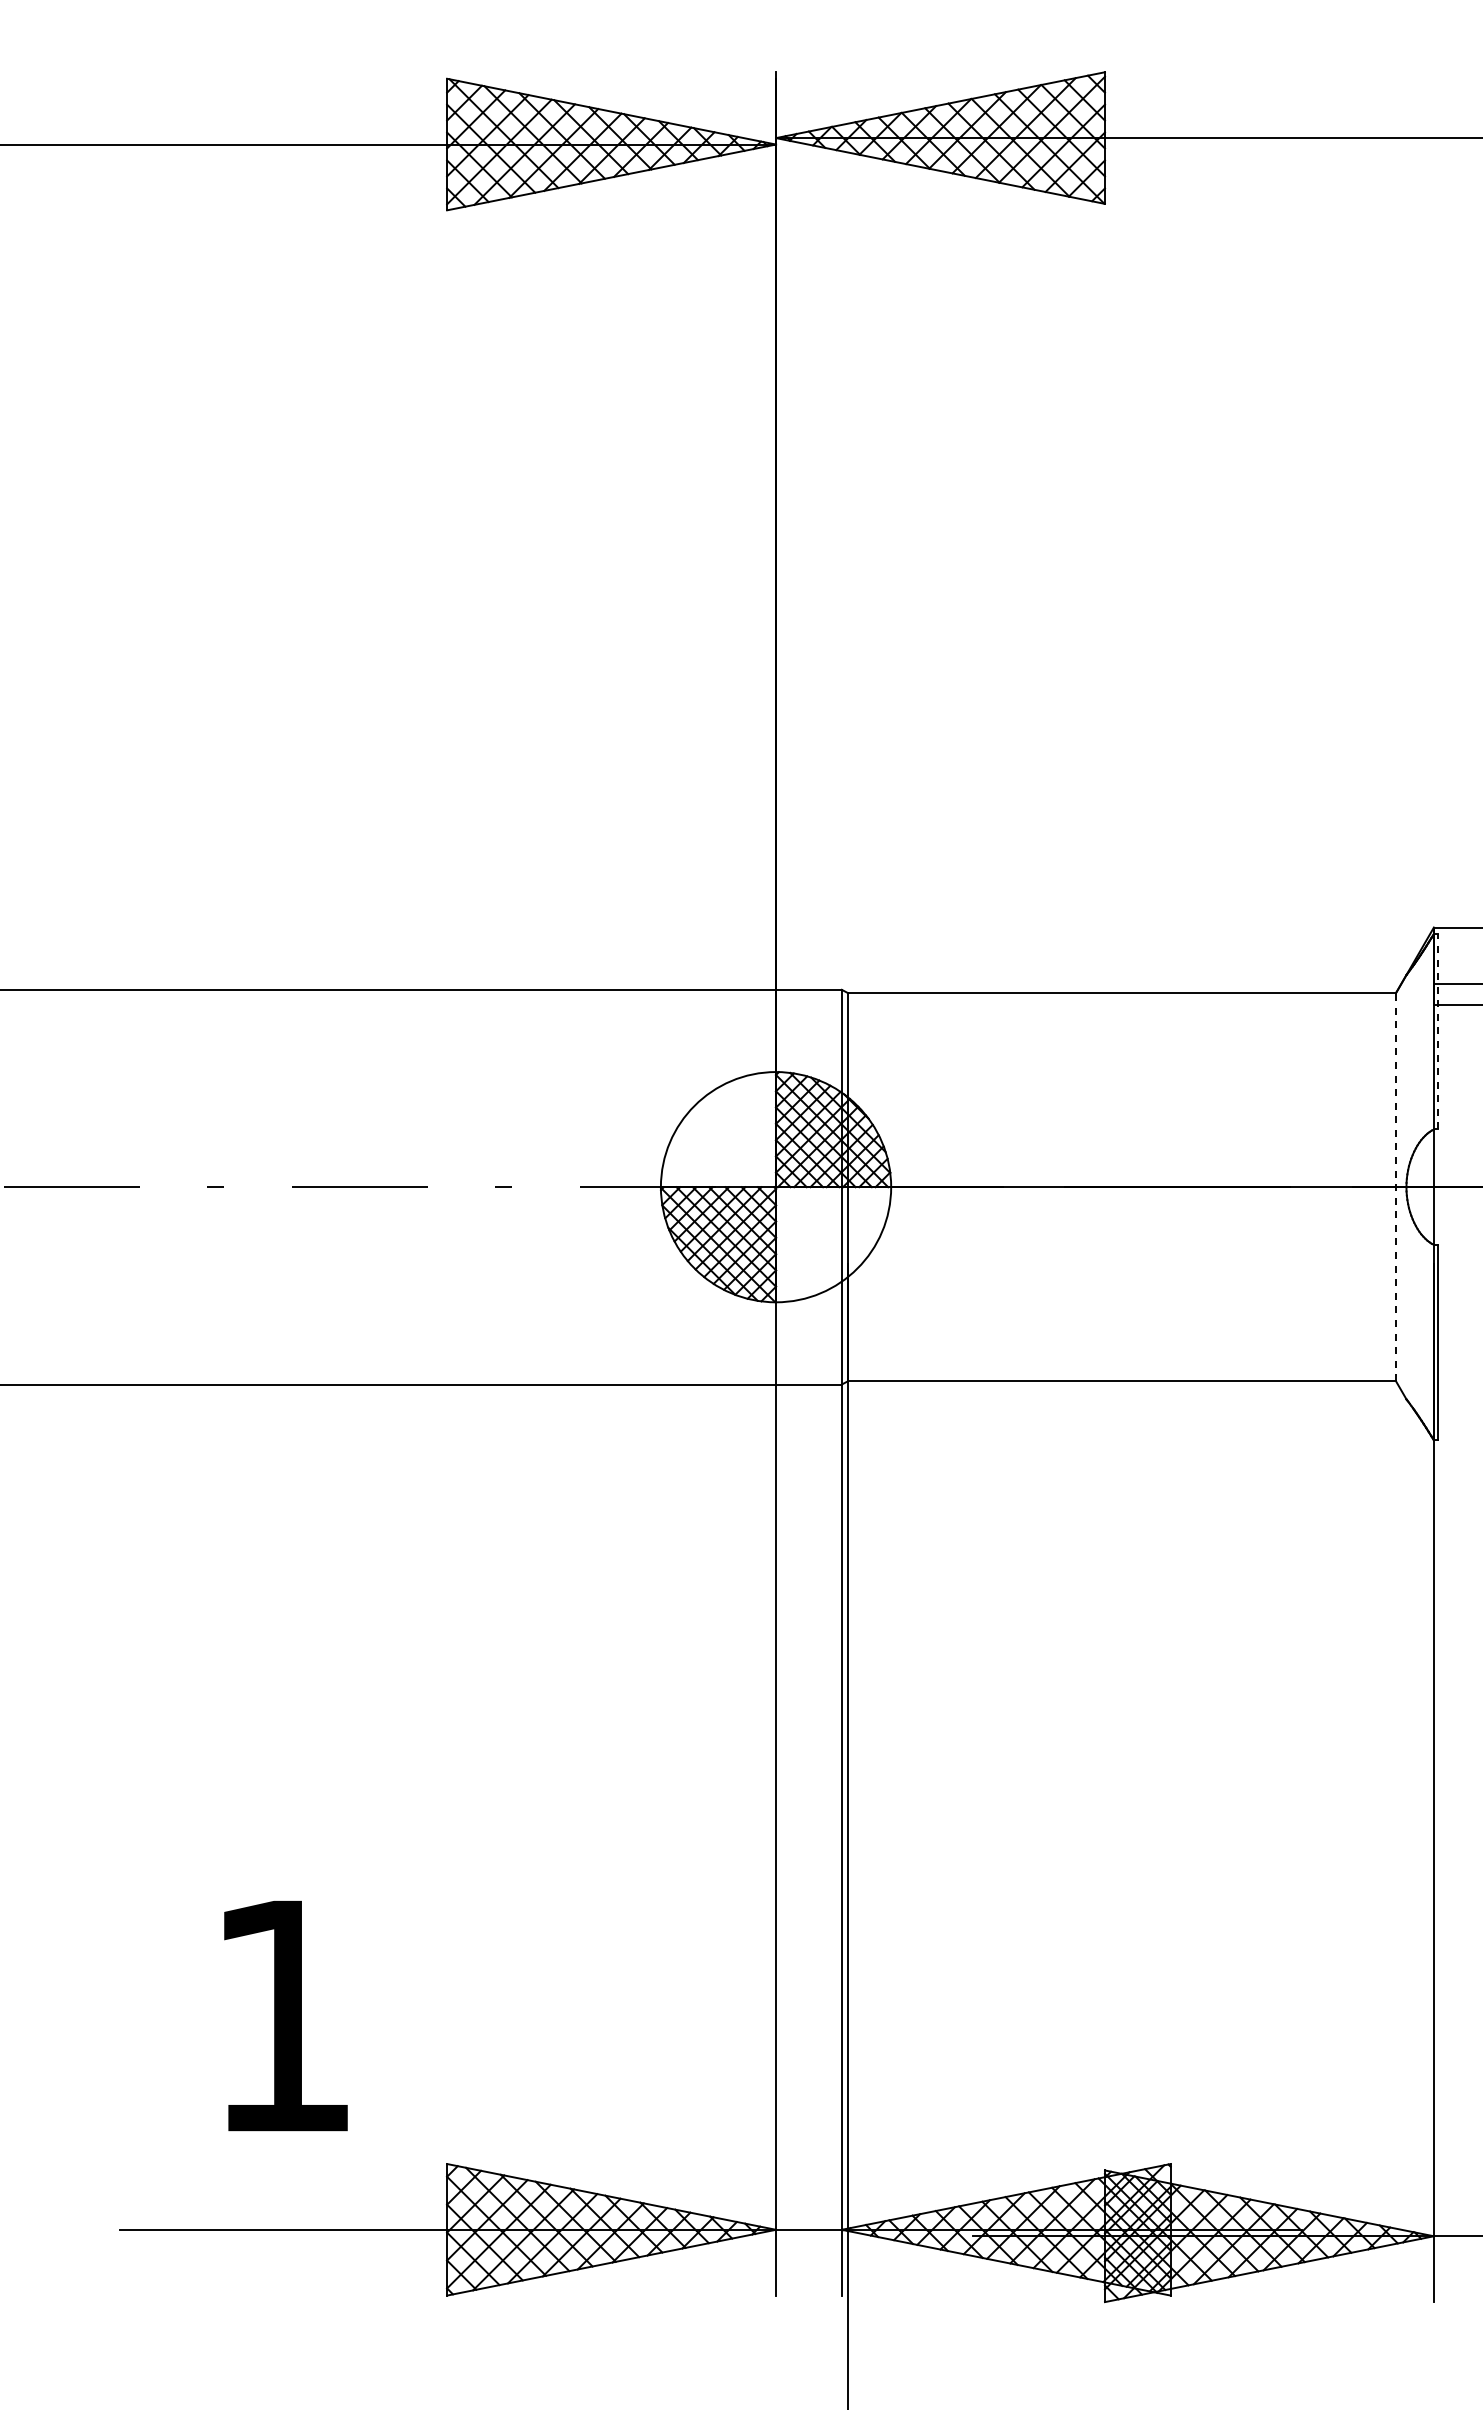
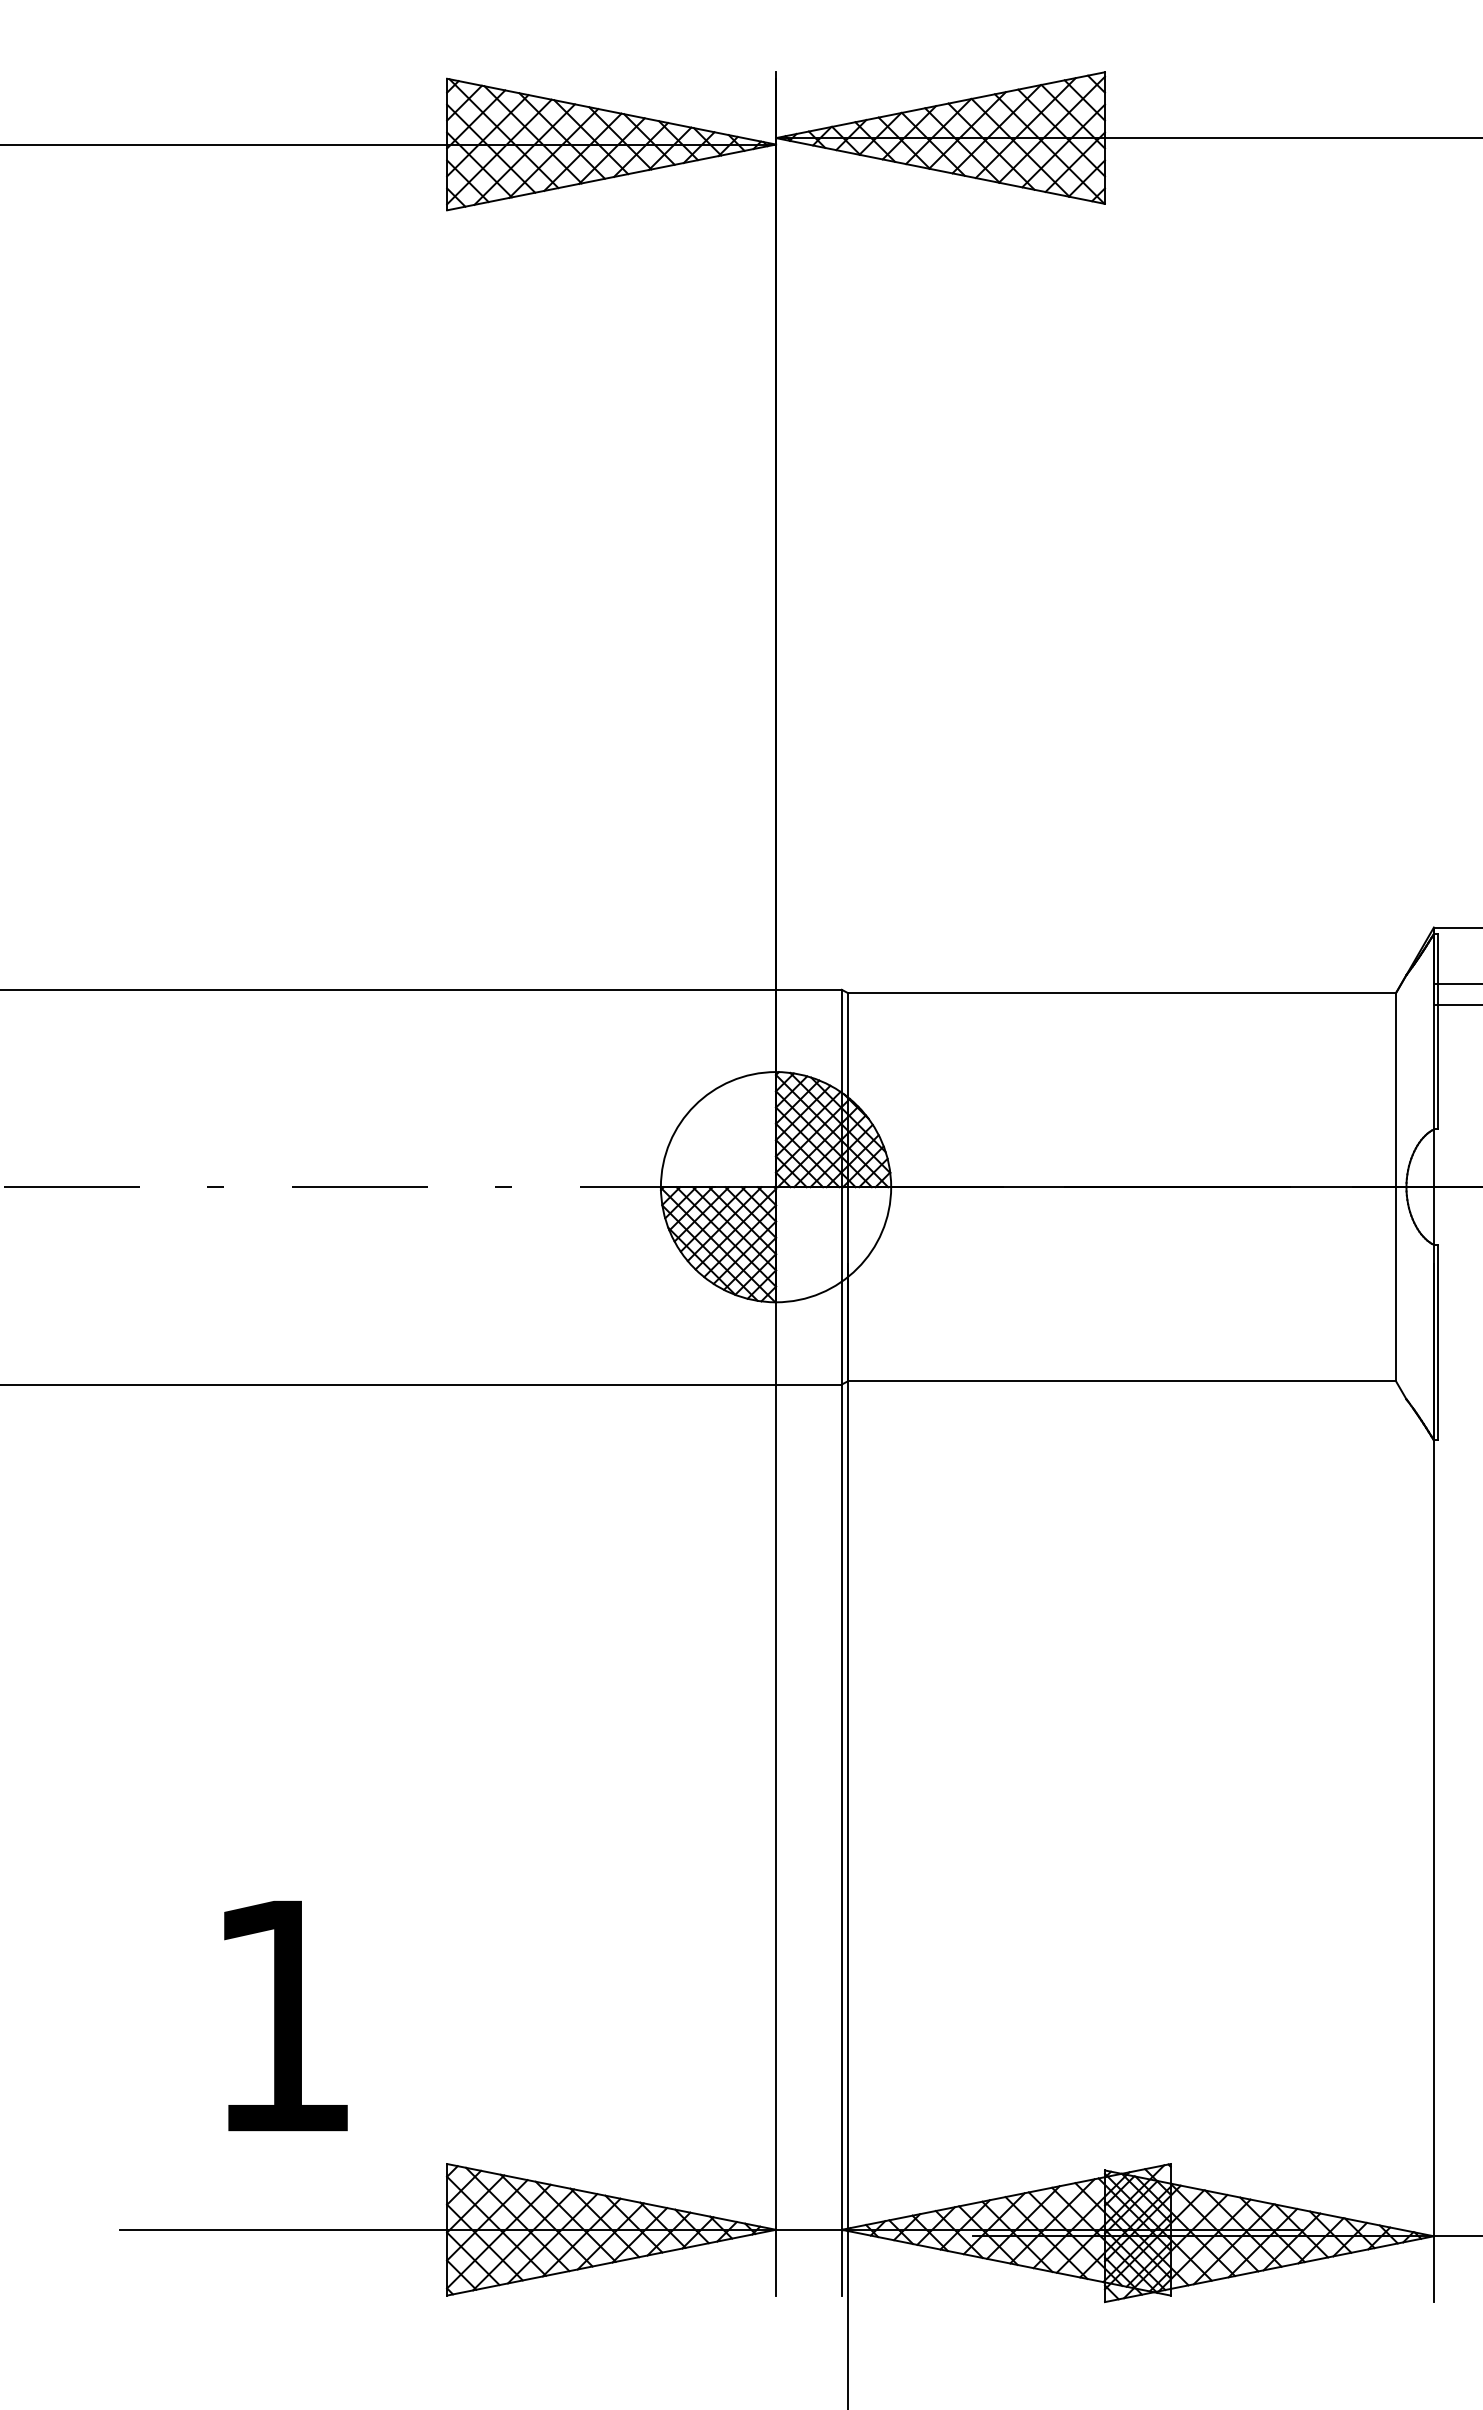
line: dashed -> solid (1438, 1031)
line: dashed -> solid (1396, 1186)
